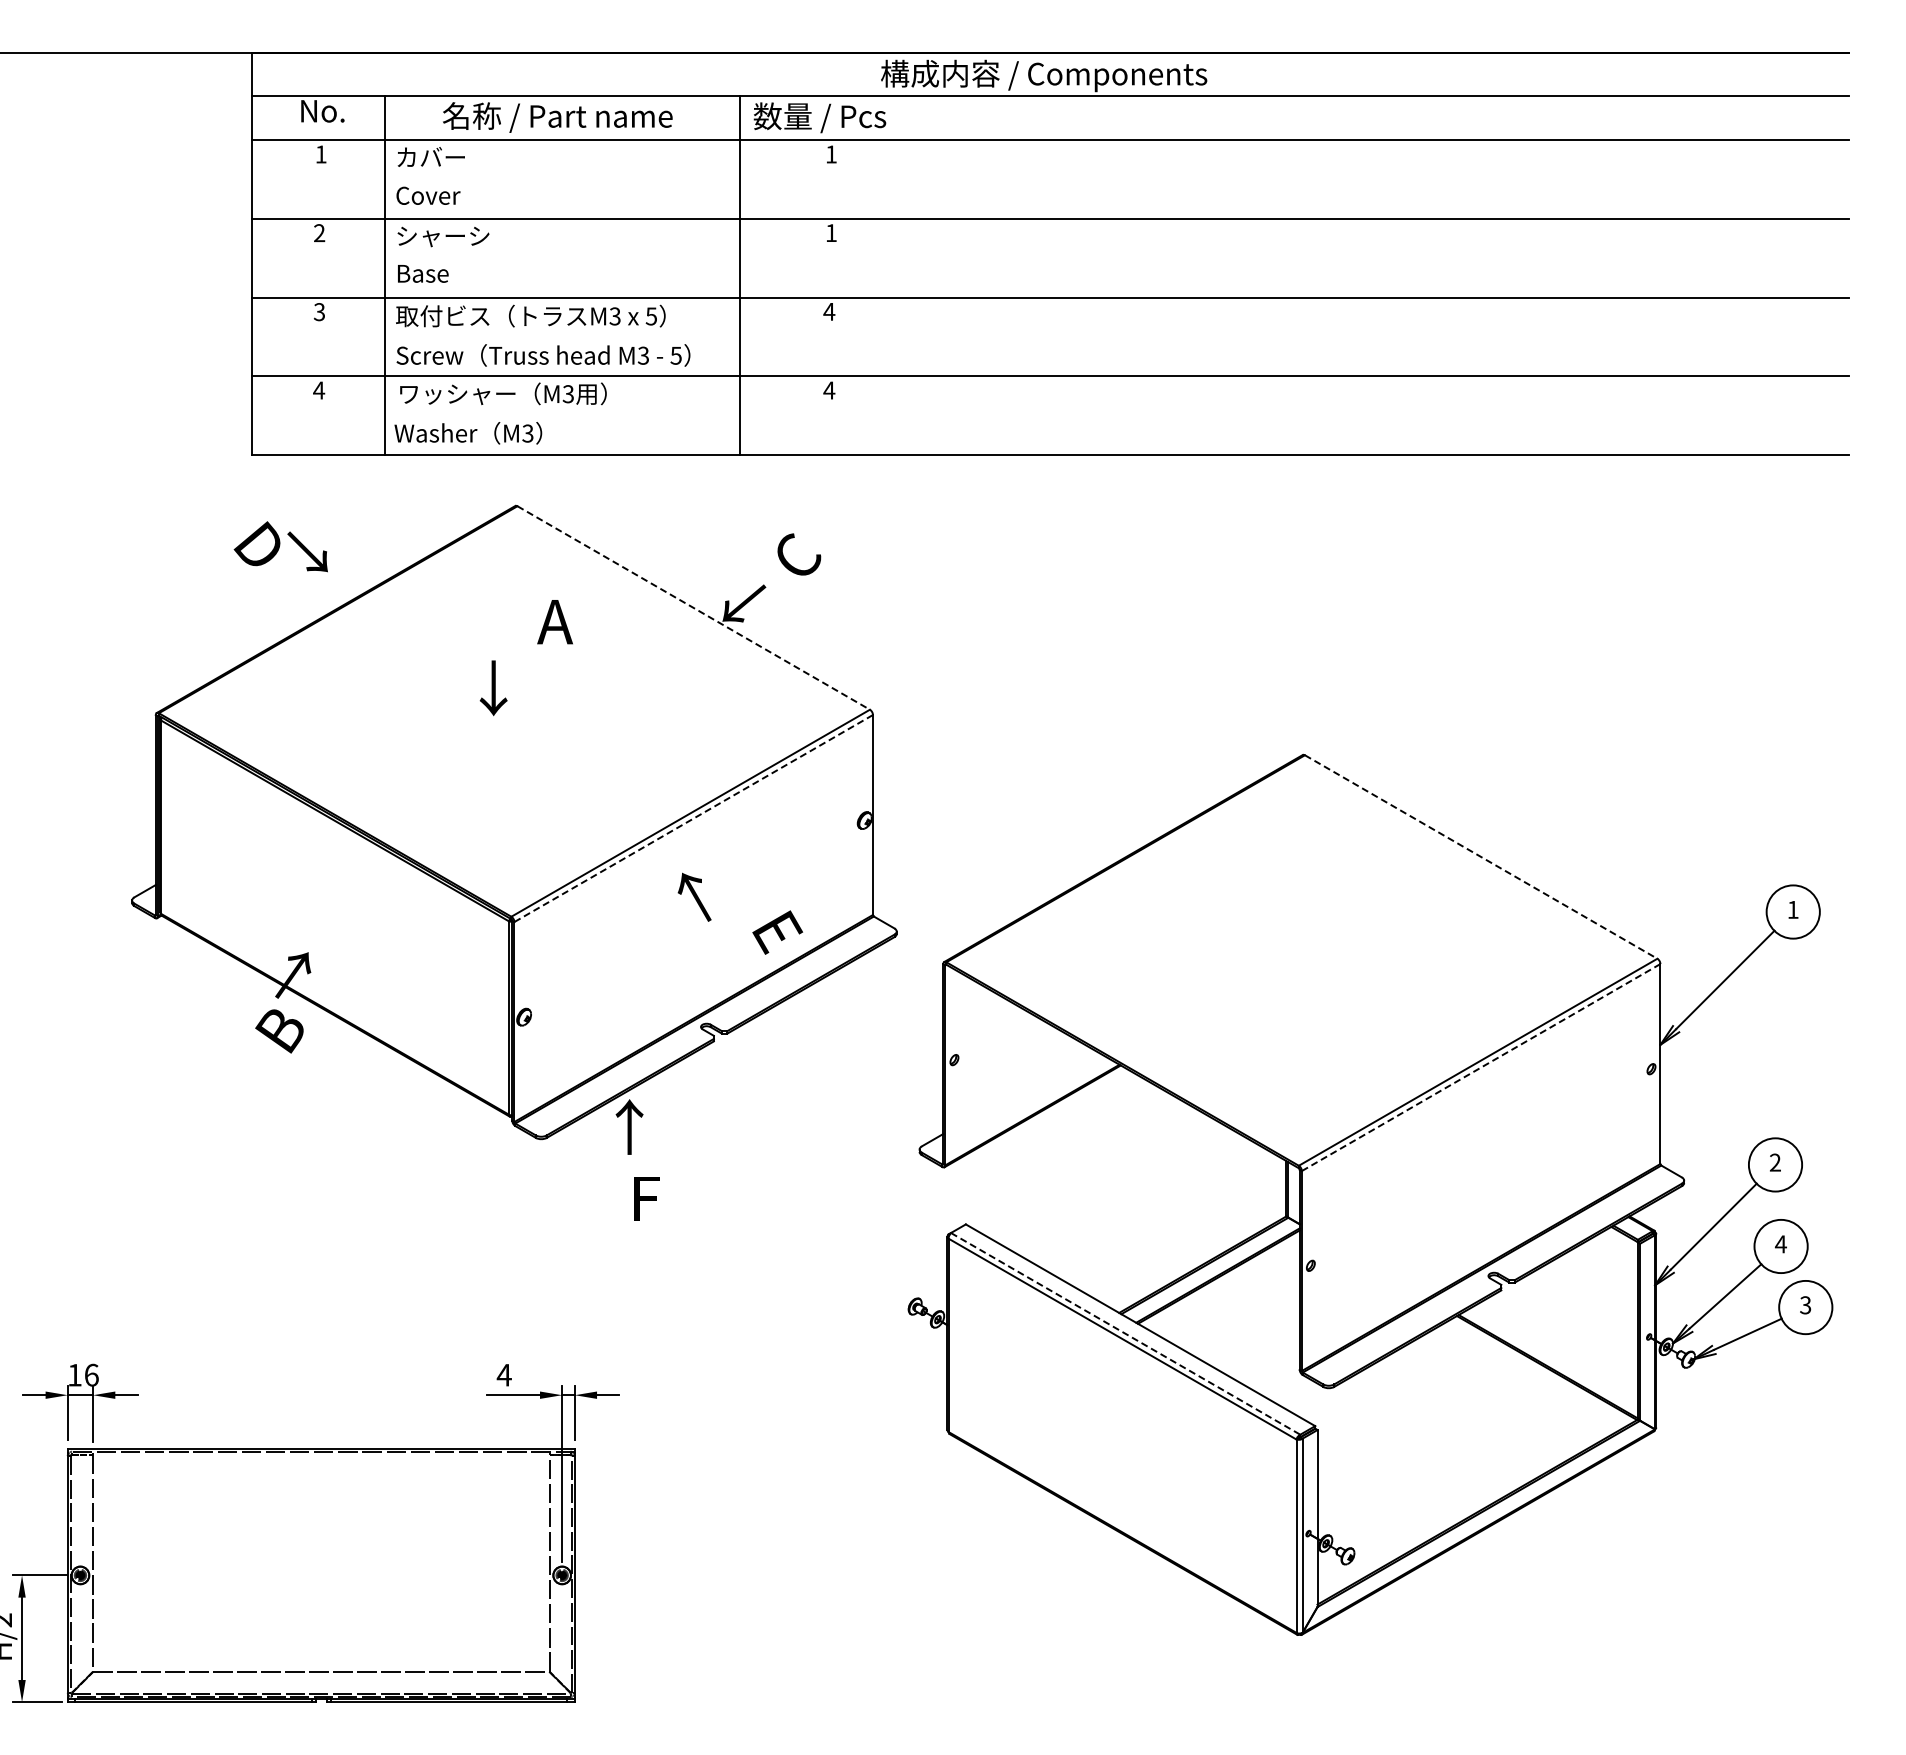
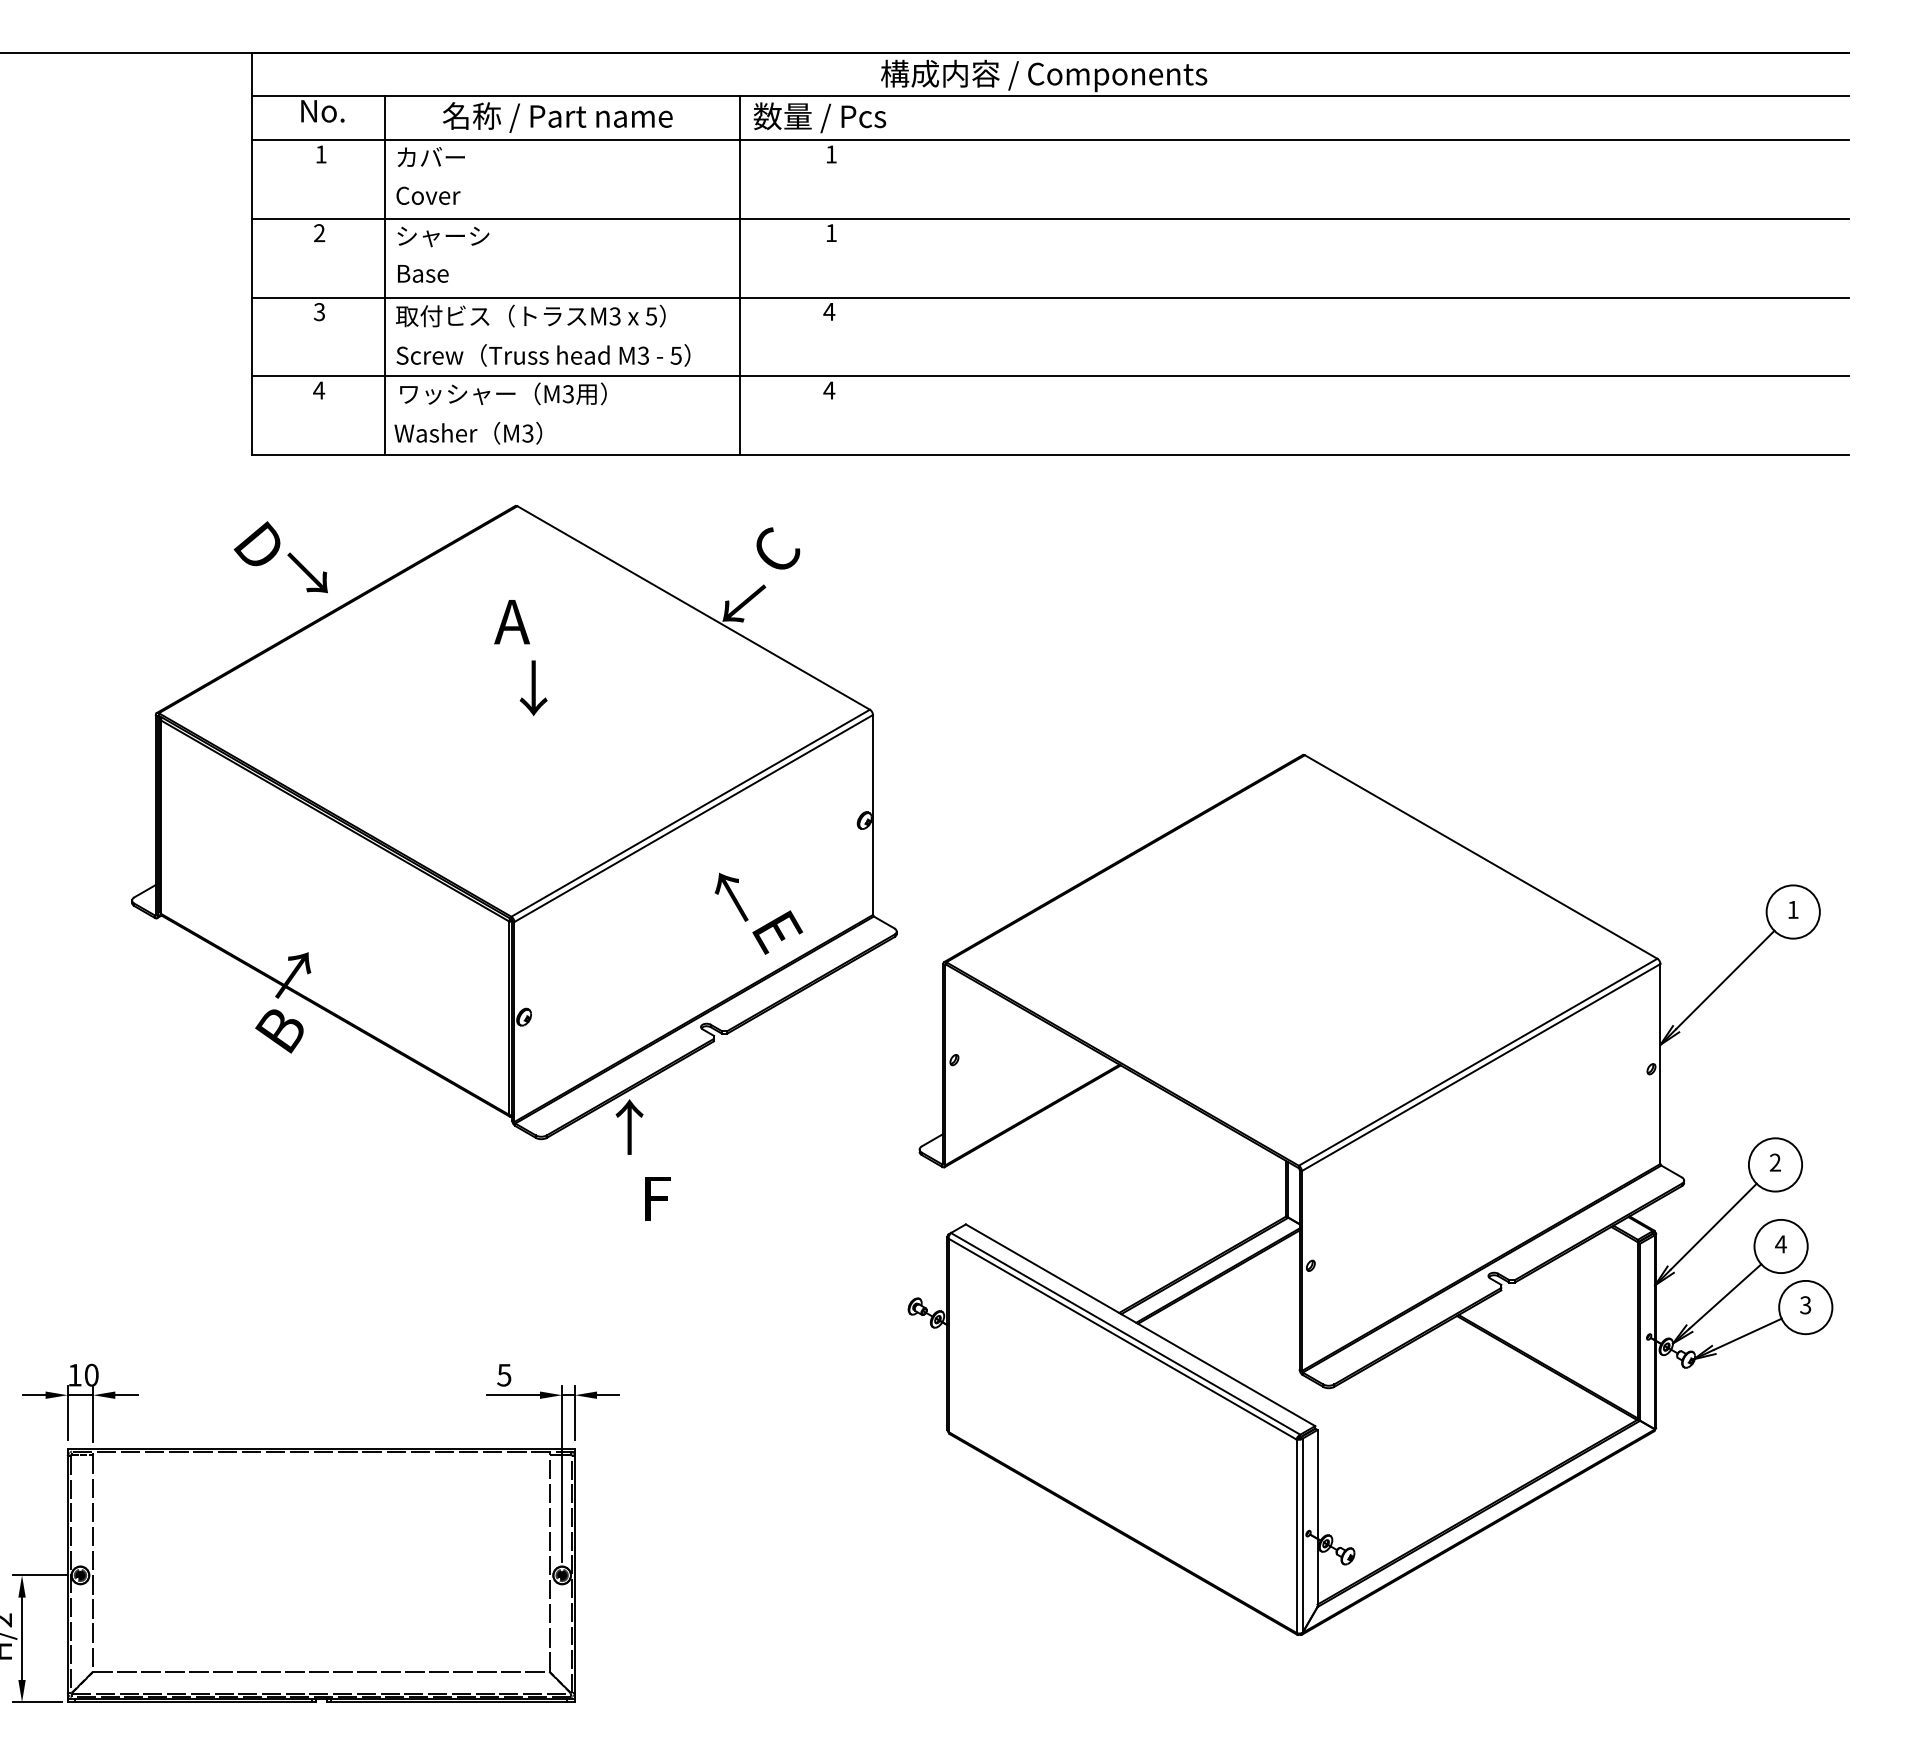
text position: (307, 551) -> (307, 572) (307, 572)
text position: (799, 554) -> (778, 548) (778, 548)
line: dashed -> solid (694, 608)
text position: (554, 622) -> (511, 622) (511, 622)
text position: (493, 688) -> (533, 688) (533, 688)
line: dashed -> solid (693, 818)
line: dashed -> solid (1481, 857)
text position: (694, 896) -> (731, 896) (731, 896)
line: dashed -> solid (1480, 1067)
text position: (646, 1198) -> (657, 1198) (657, 1198)
line: dashed -> solid (1125, 1333)
text: 16 -> 10 (91, 1374)
text: 4 -> 5 (503, 1375)
